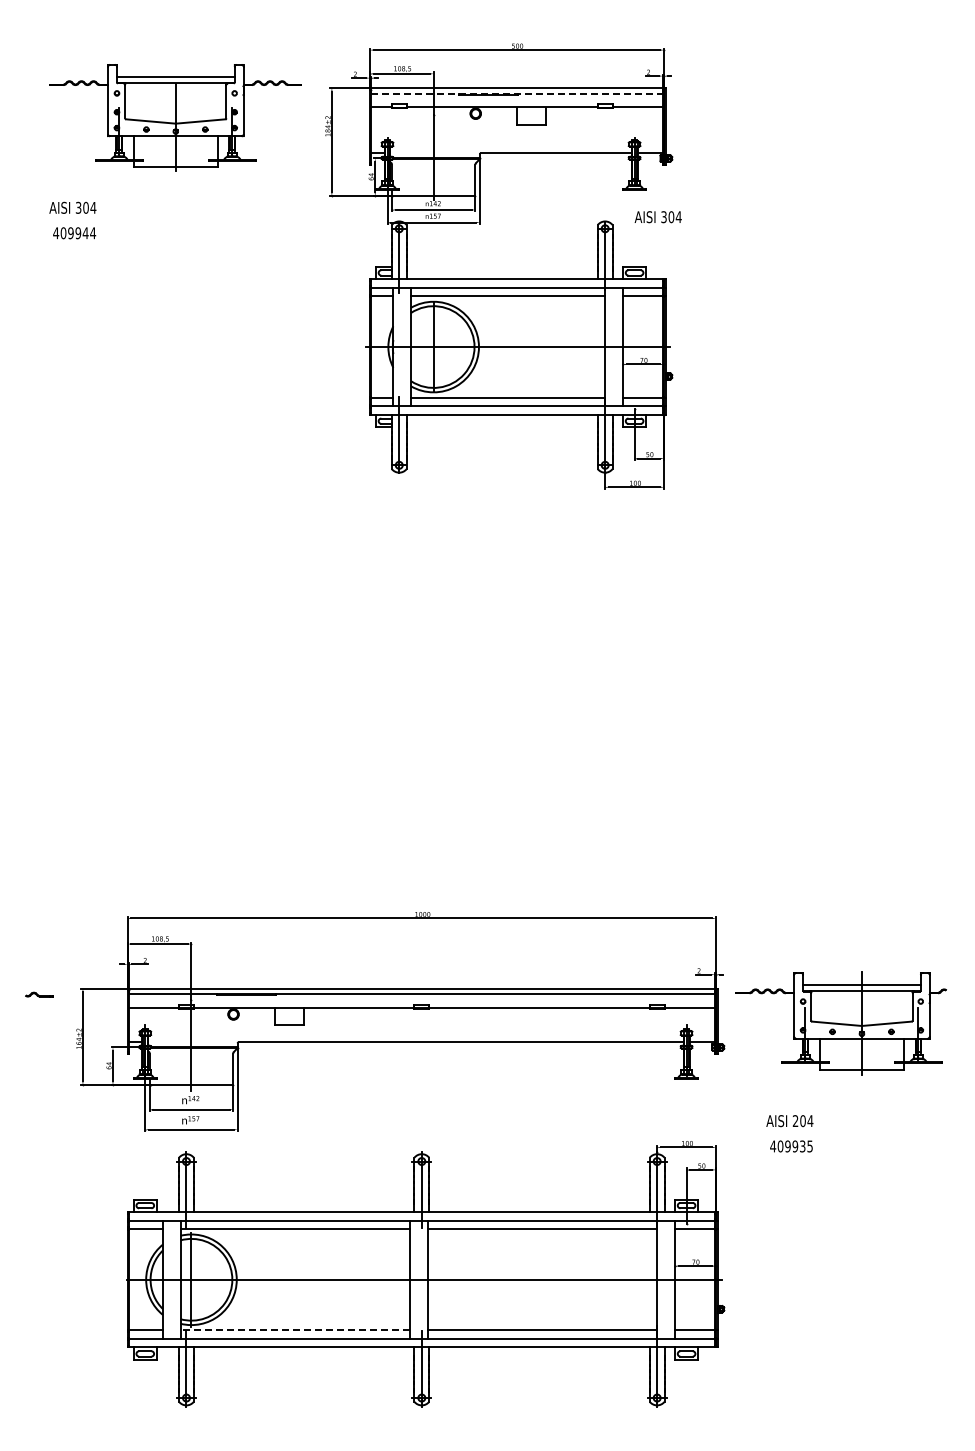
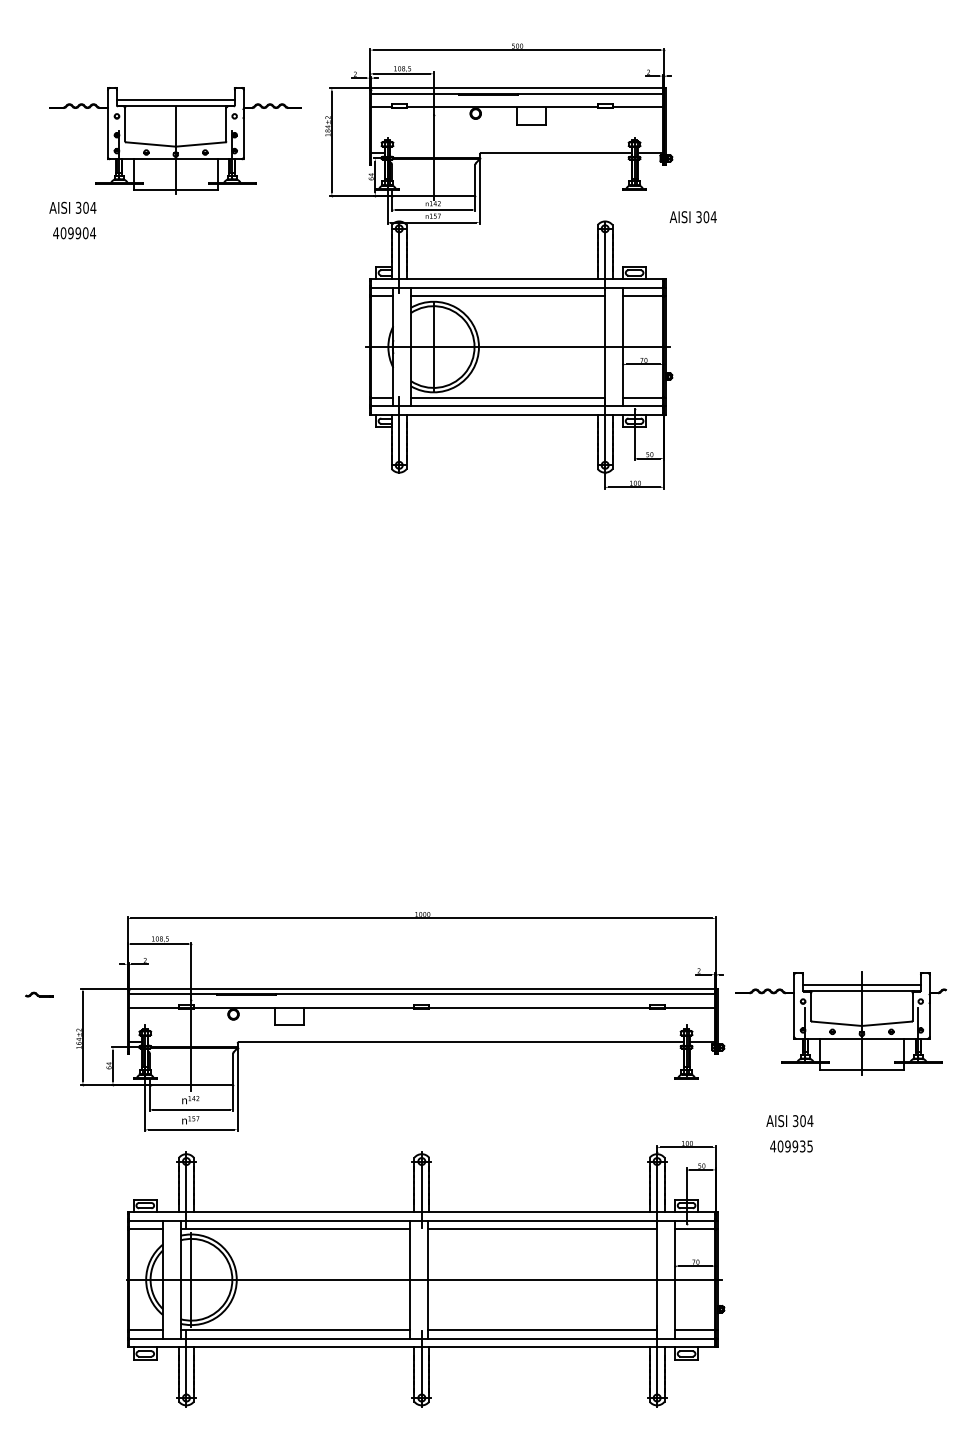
line: dashed -> solid (516, 93)
part position: (175, 117) -> (175, 140) (175, 140)
text position: (657, 217) -> (692, 217) (692, 217)
text: 409944 -> 409904 (85, 233)
text: 204 -> 304 (795, 1121)
line: dashed -> solid (295, 1330)
